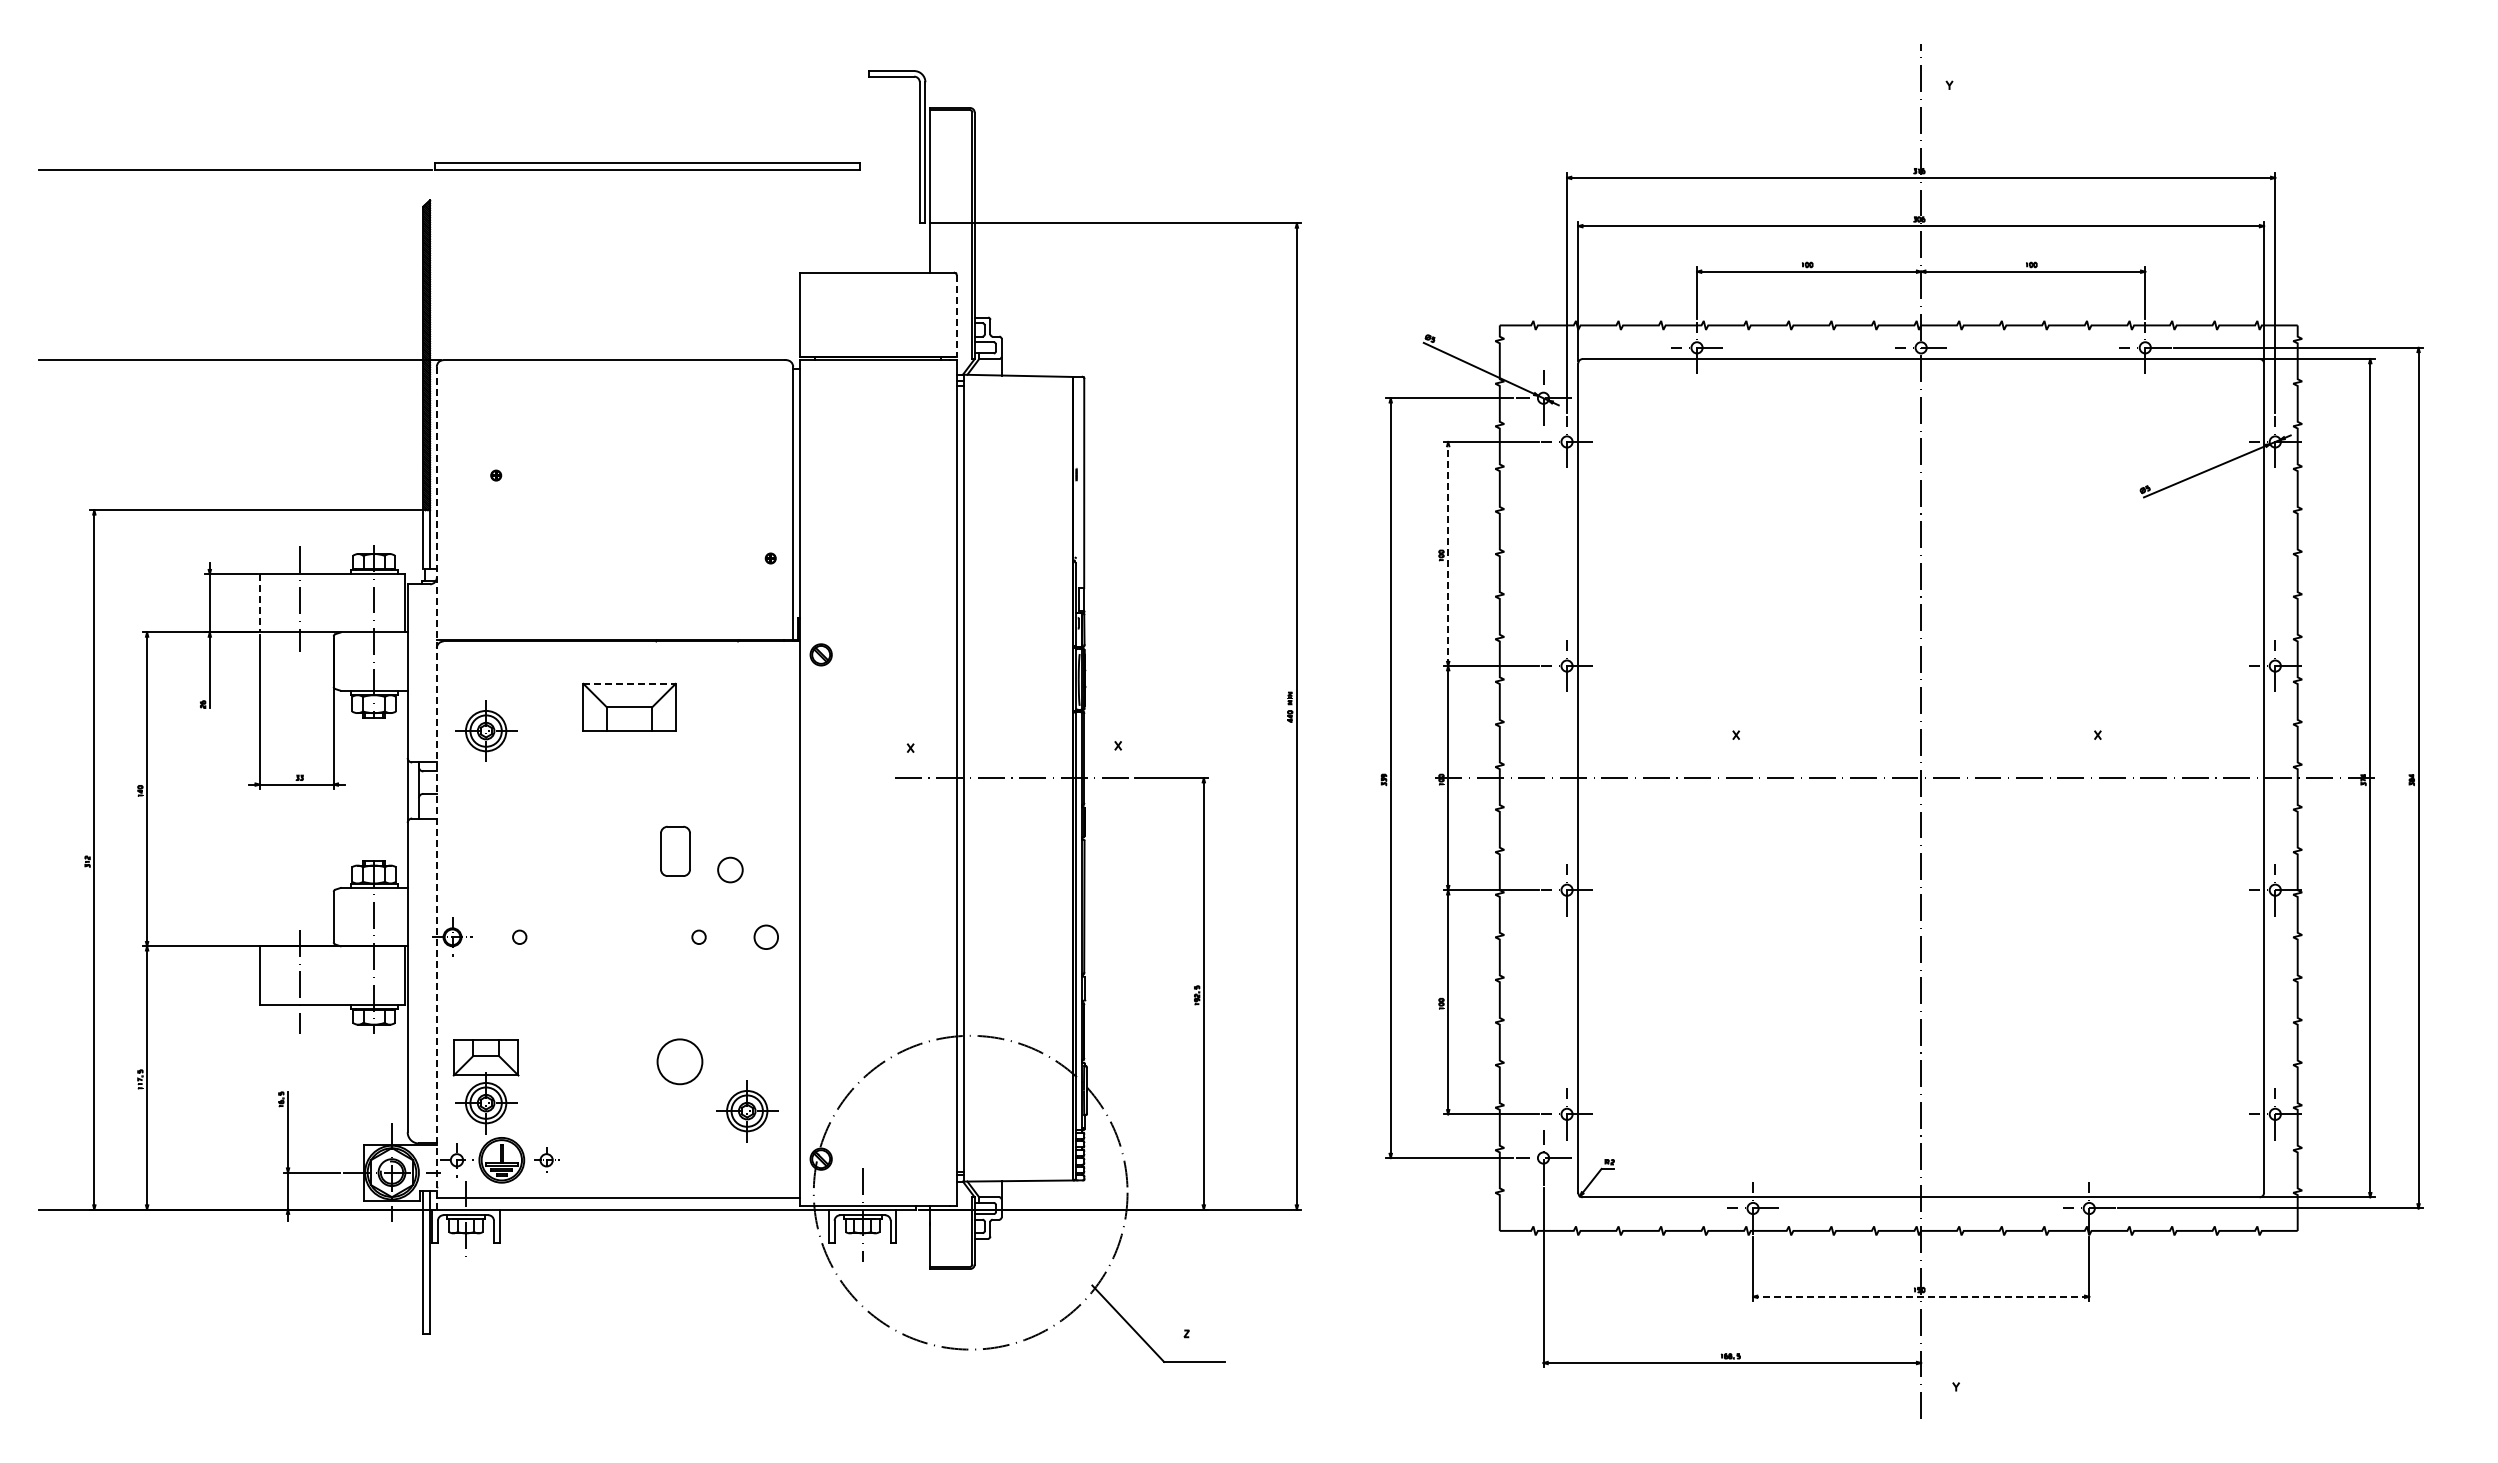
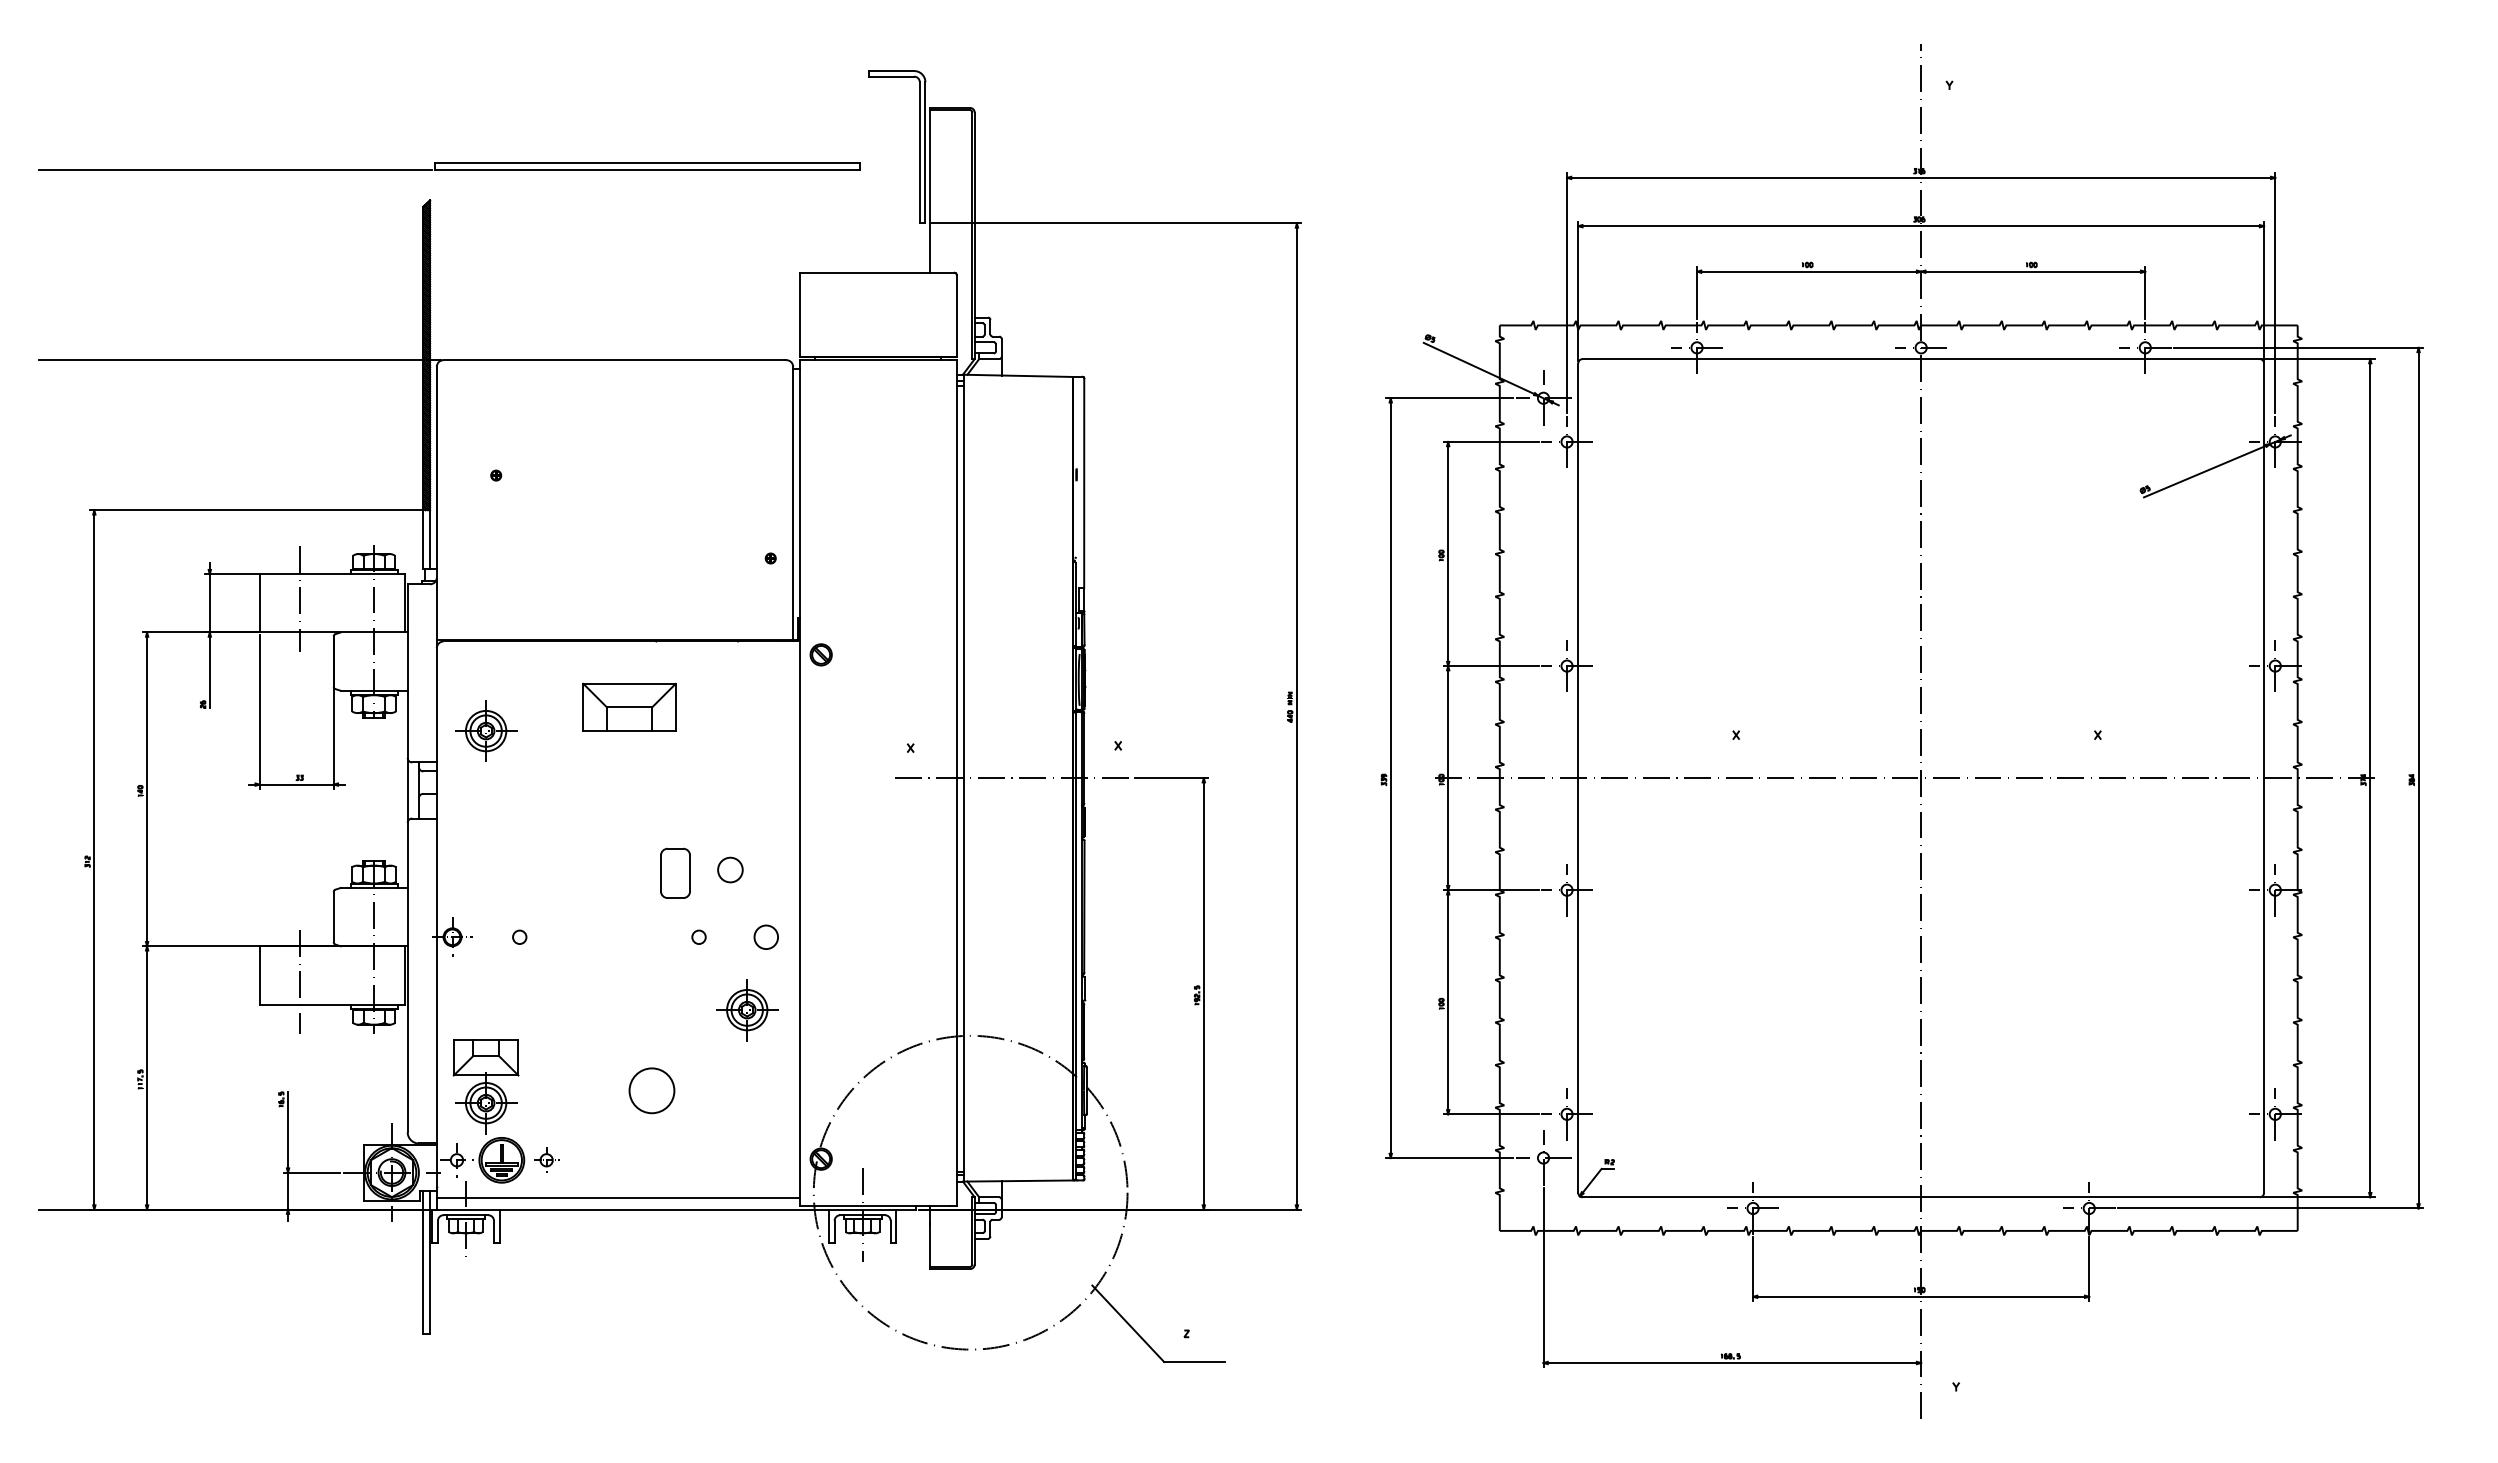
line: dashed -> solid (956, 315)
line: dashed -> solid (1448, 553)
line: dashed -> solid (259, 603)
line: dashed -> solid (630, 683)
line: dashed -> solid (436, 788)
part position: (675, 851) -> (675, 873) (675, 873)
circle position: (679, 1061) -> (651, 1090) (651, 1090)
part position: (747, 1111) -> (747, 1010) (747, 1010)
line: dashed -> solid (1920, 1296)
